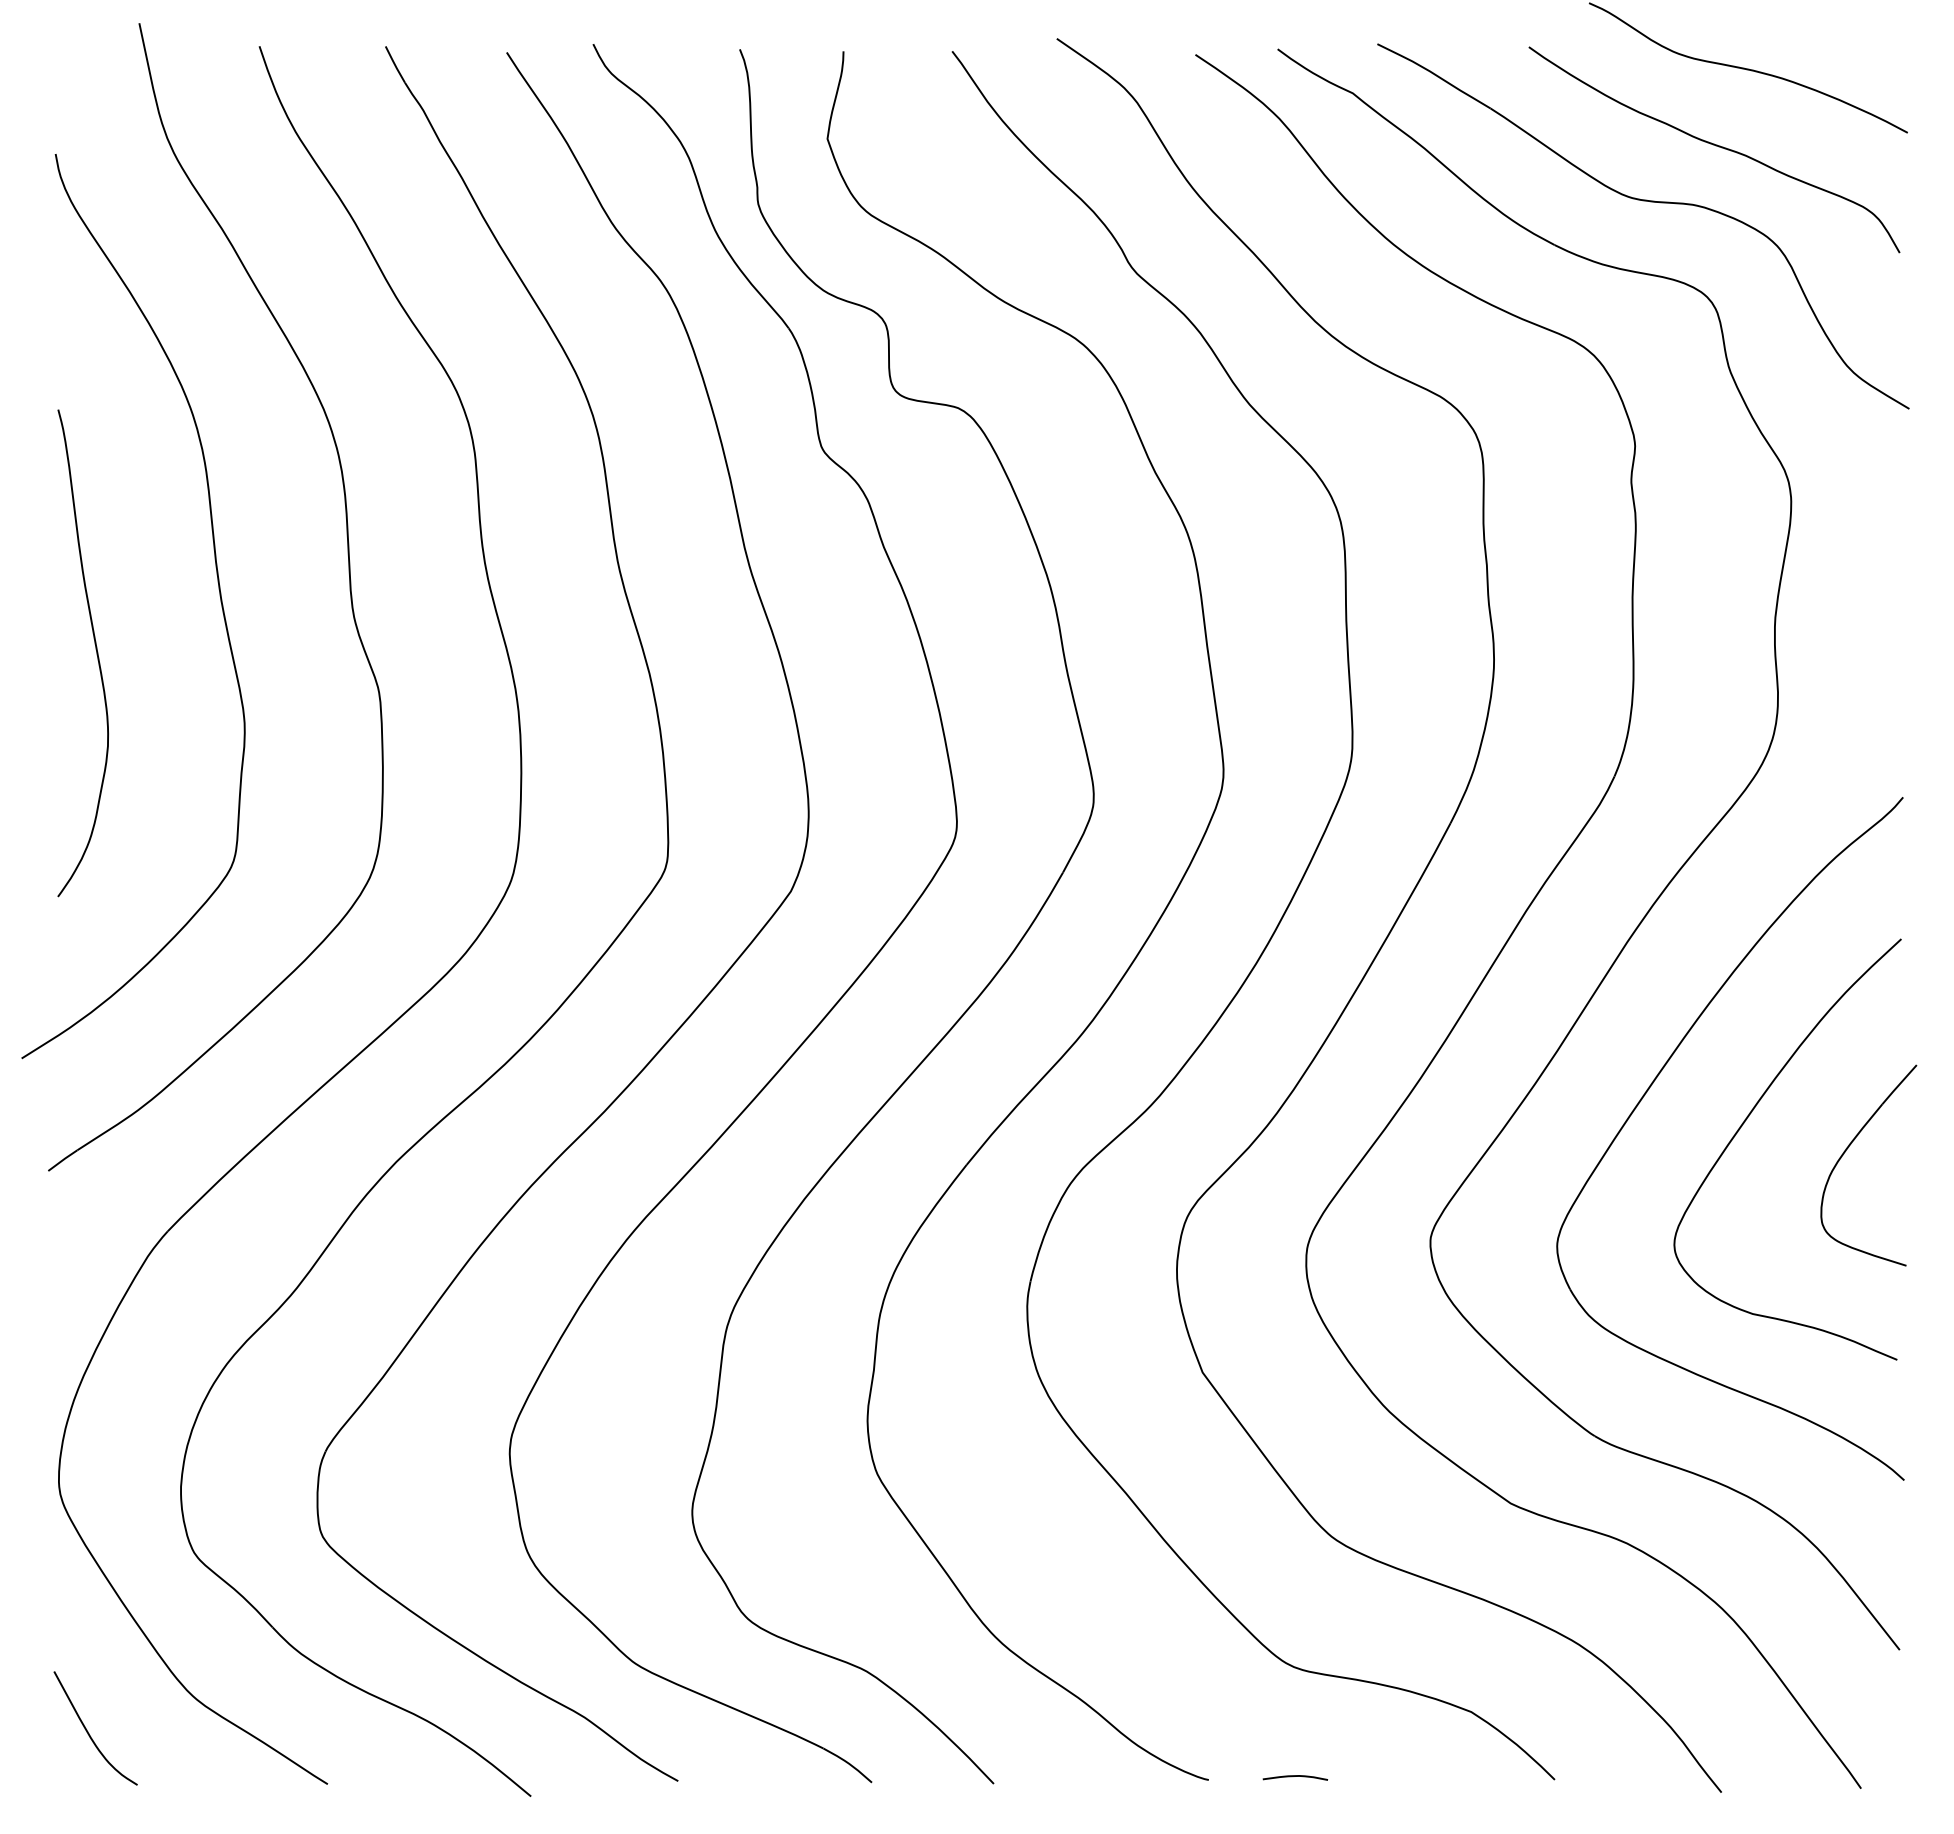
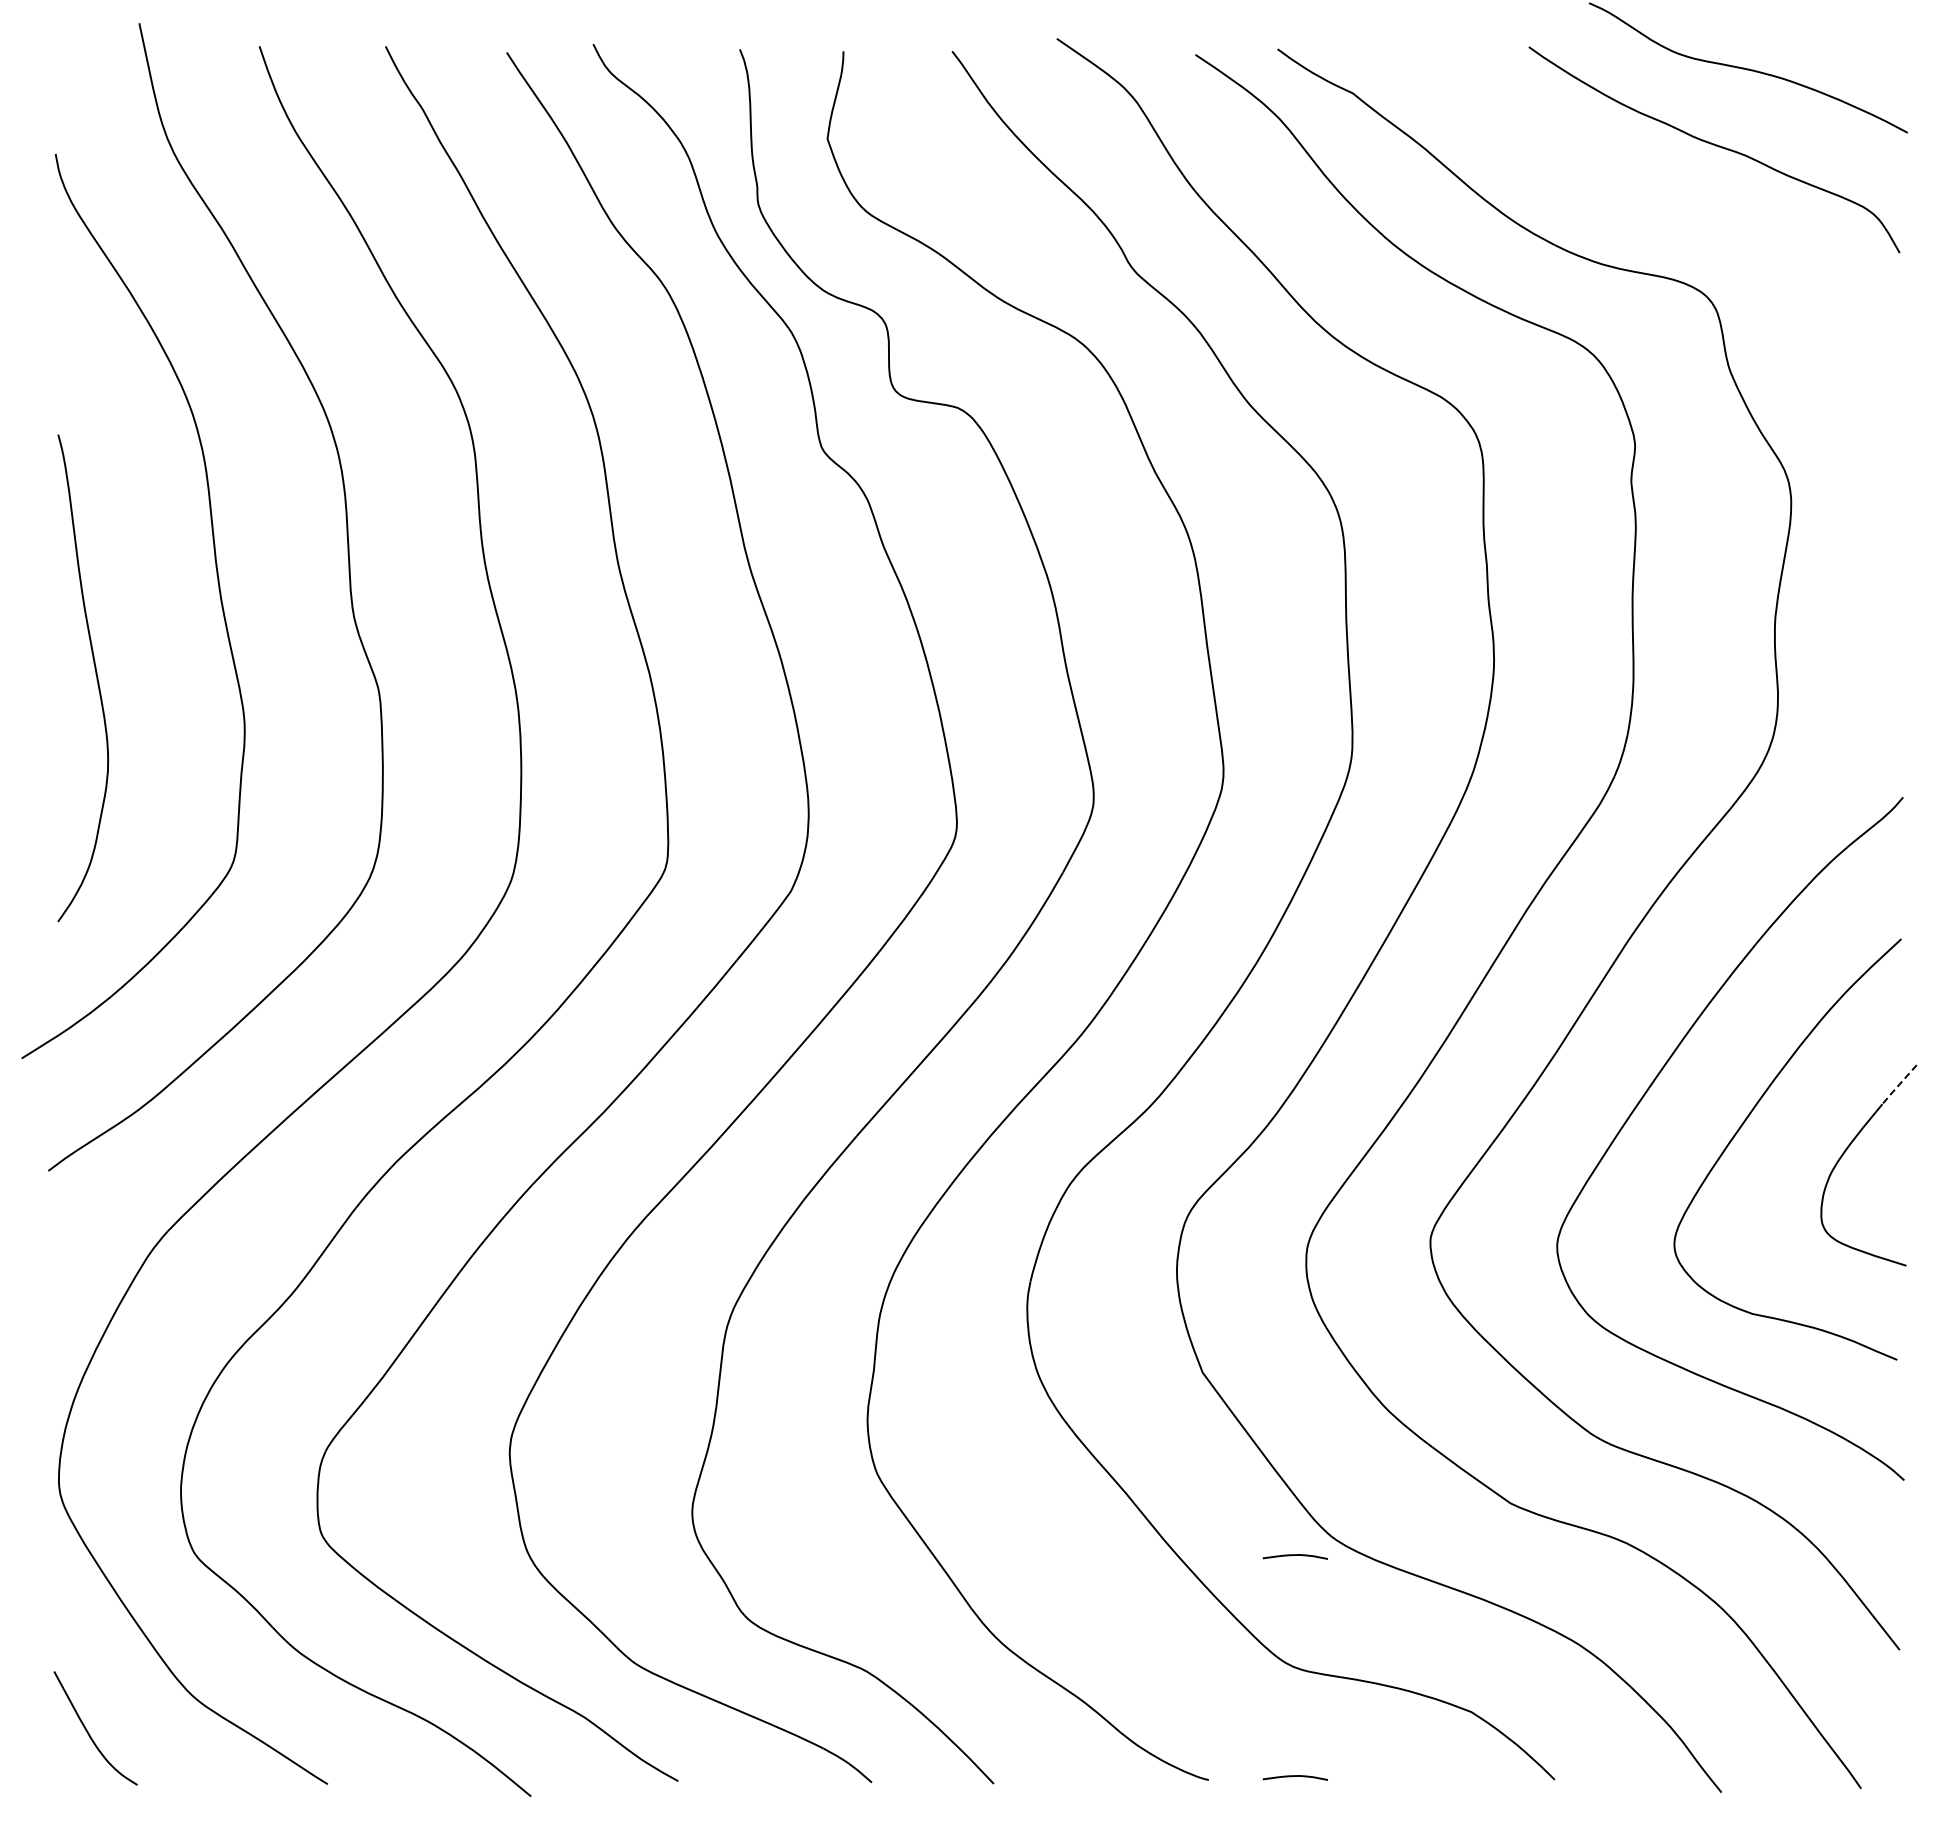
part: present -> none (1643, 201)
curve position: (95, 649) -> (95, 674) (95, 674)
line: solid -> dashed (1899, 1085)
curve: none -> present (1294, 1555)
